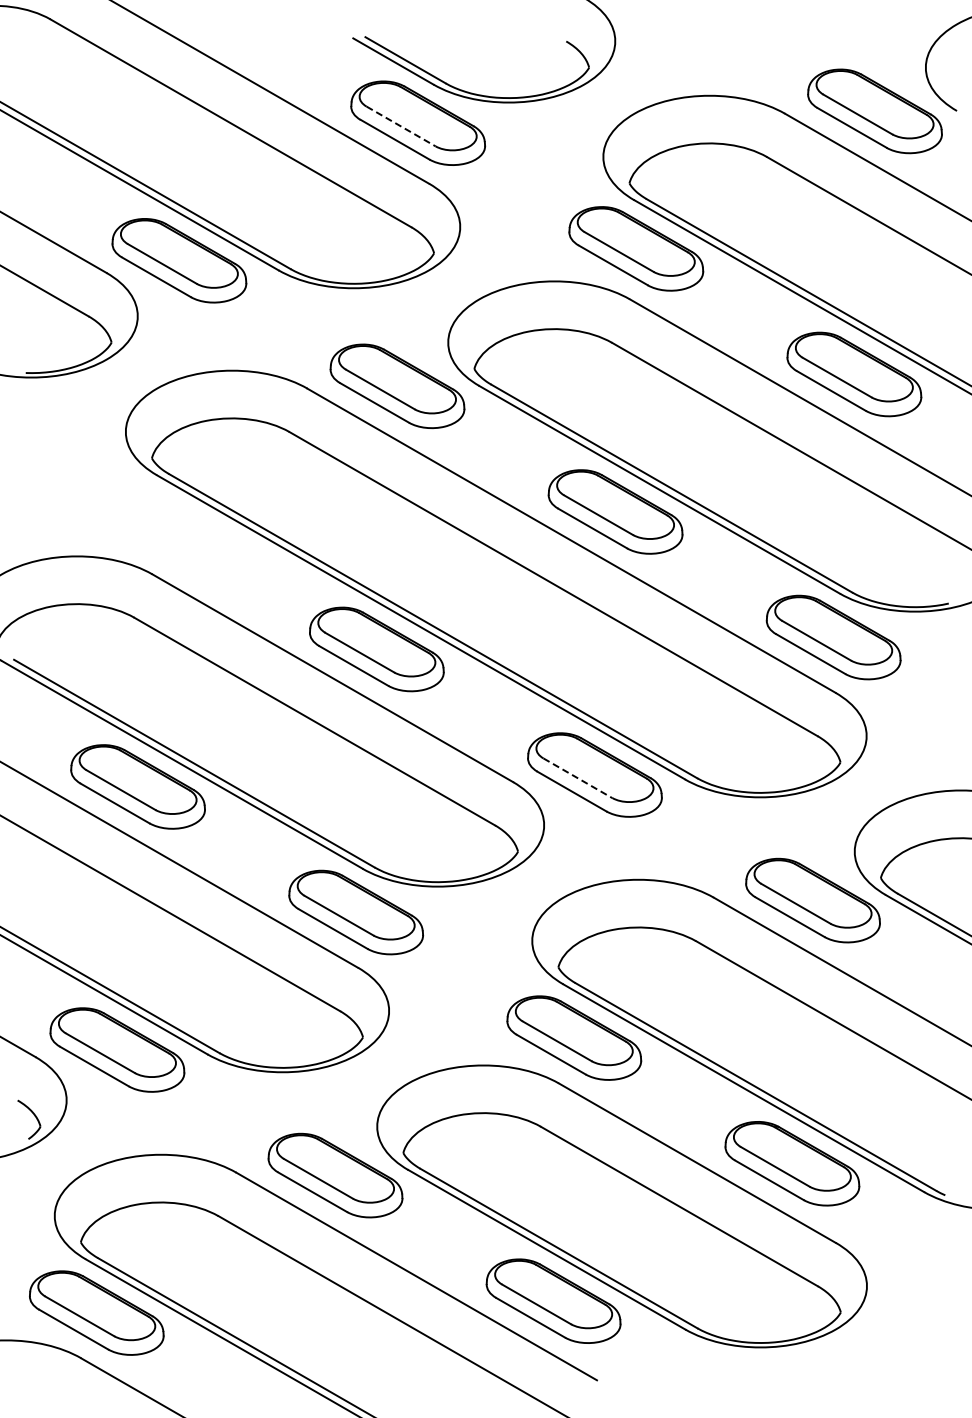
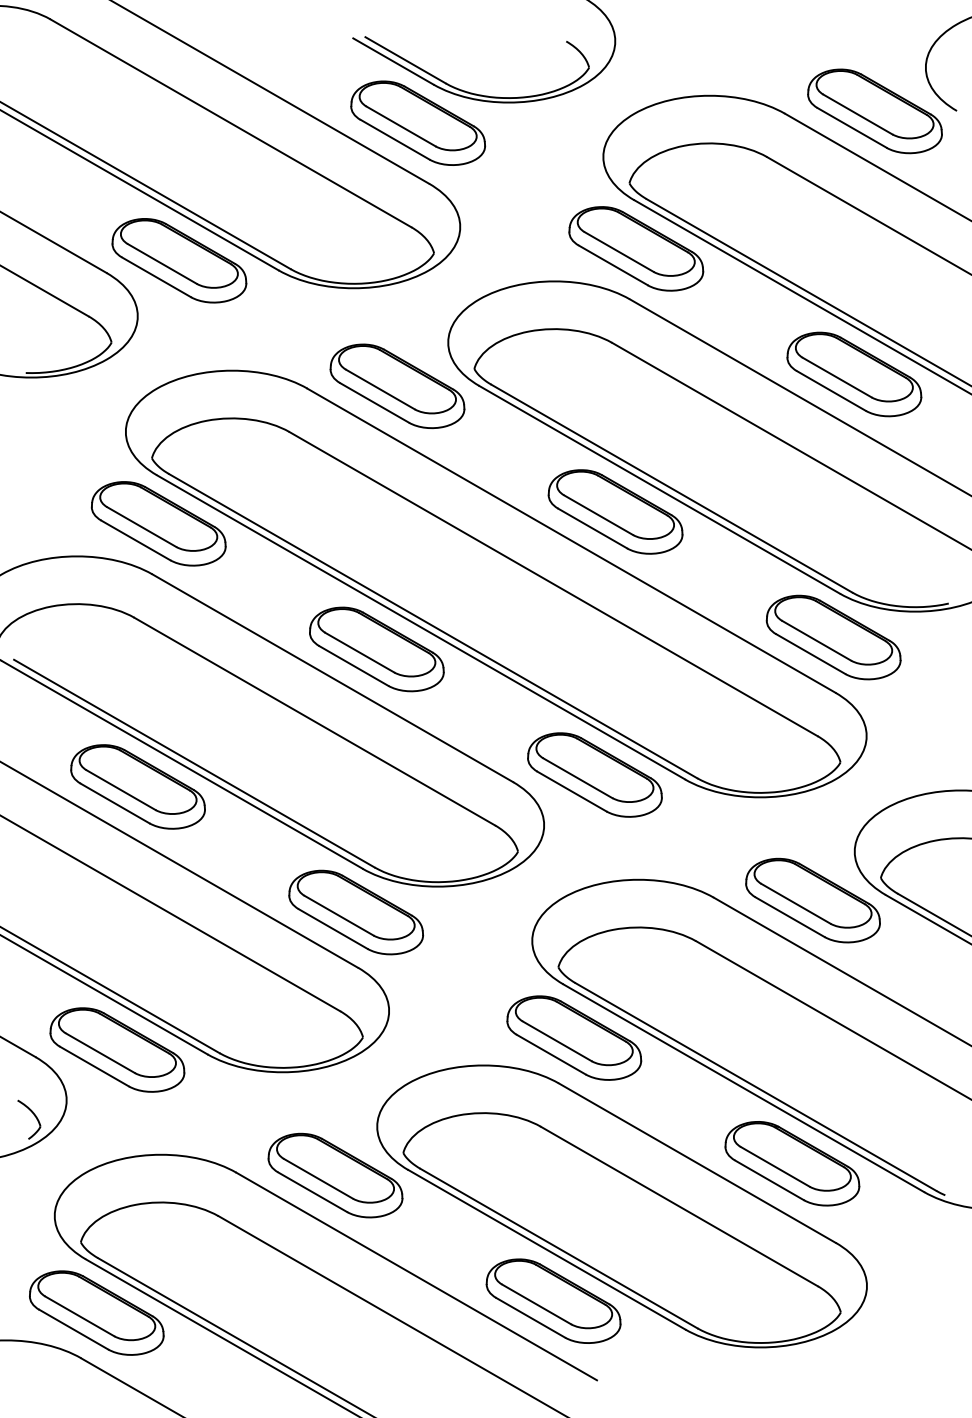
line: dashed -> solid (401, 126)
part: none -> present (158, 523)
line: dashed -> solid (577, 778)
